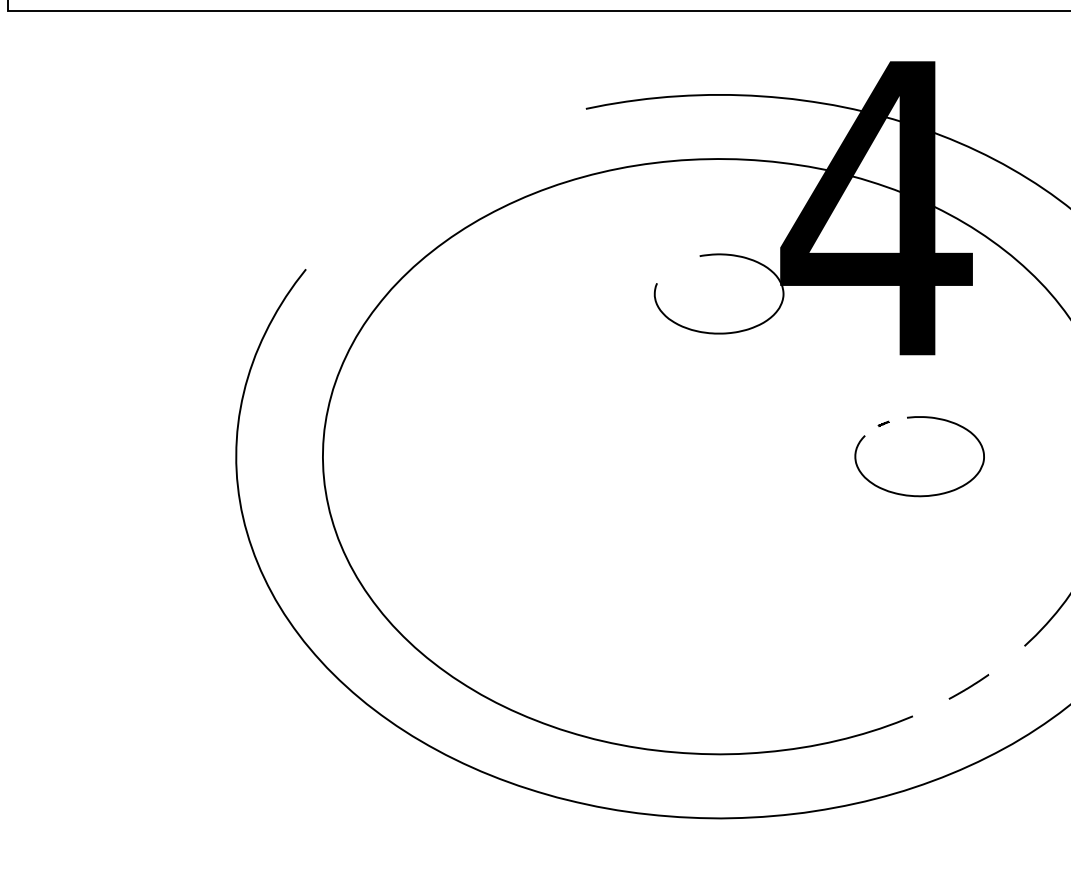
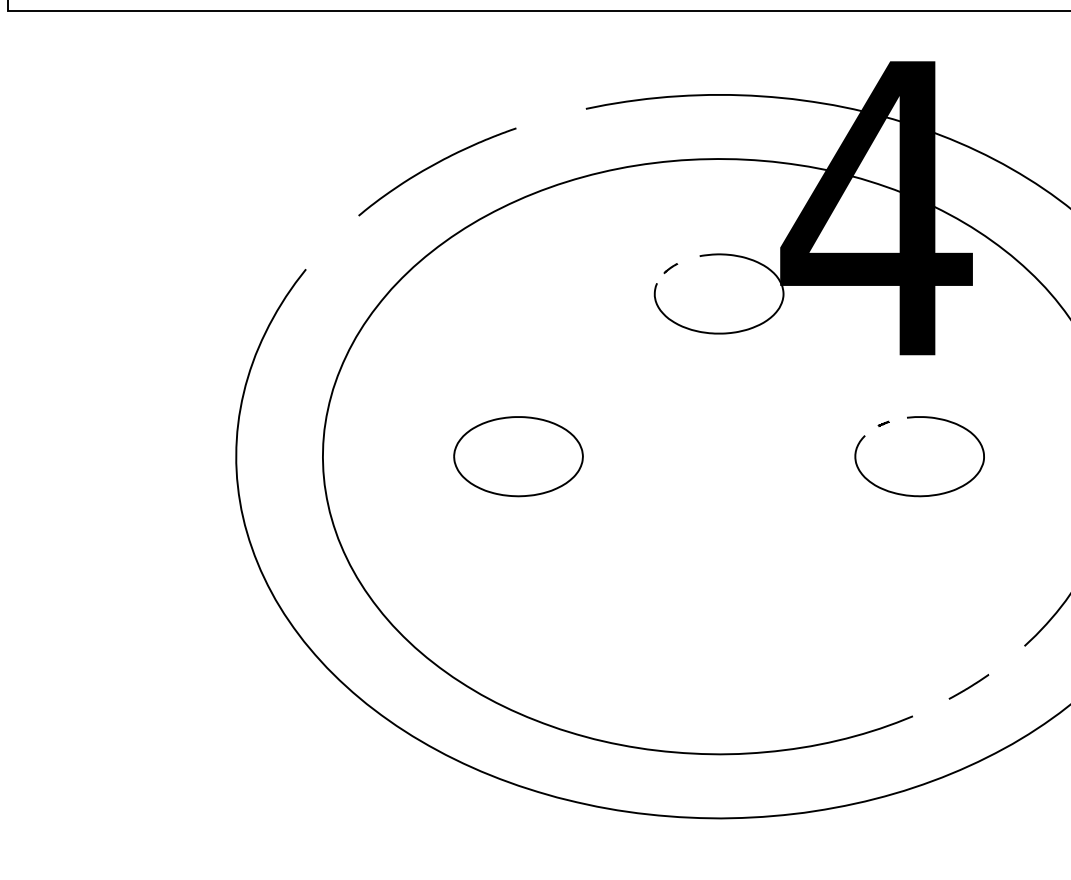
curve: none -> present (435, 165)
line: none -> present (670, 268)
part: none -> present (518, 456)
